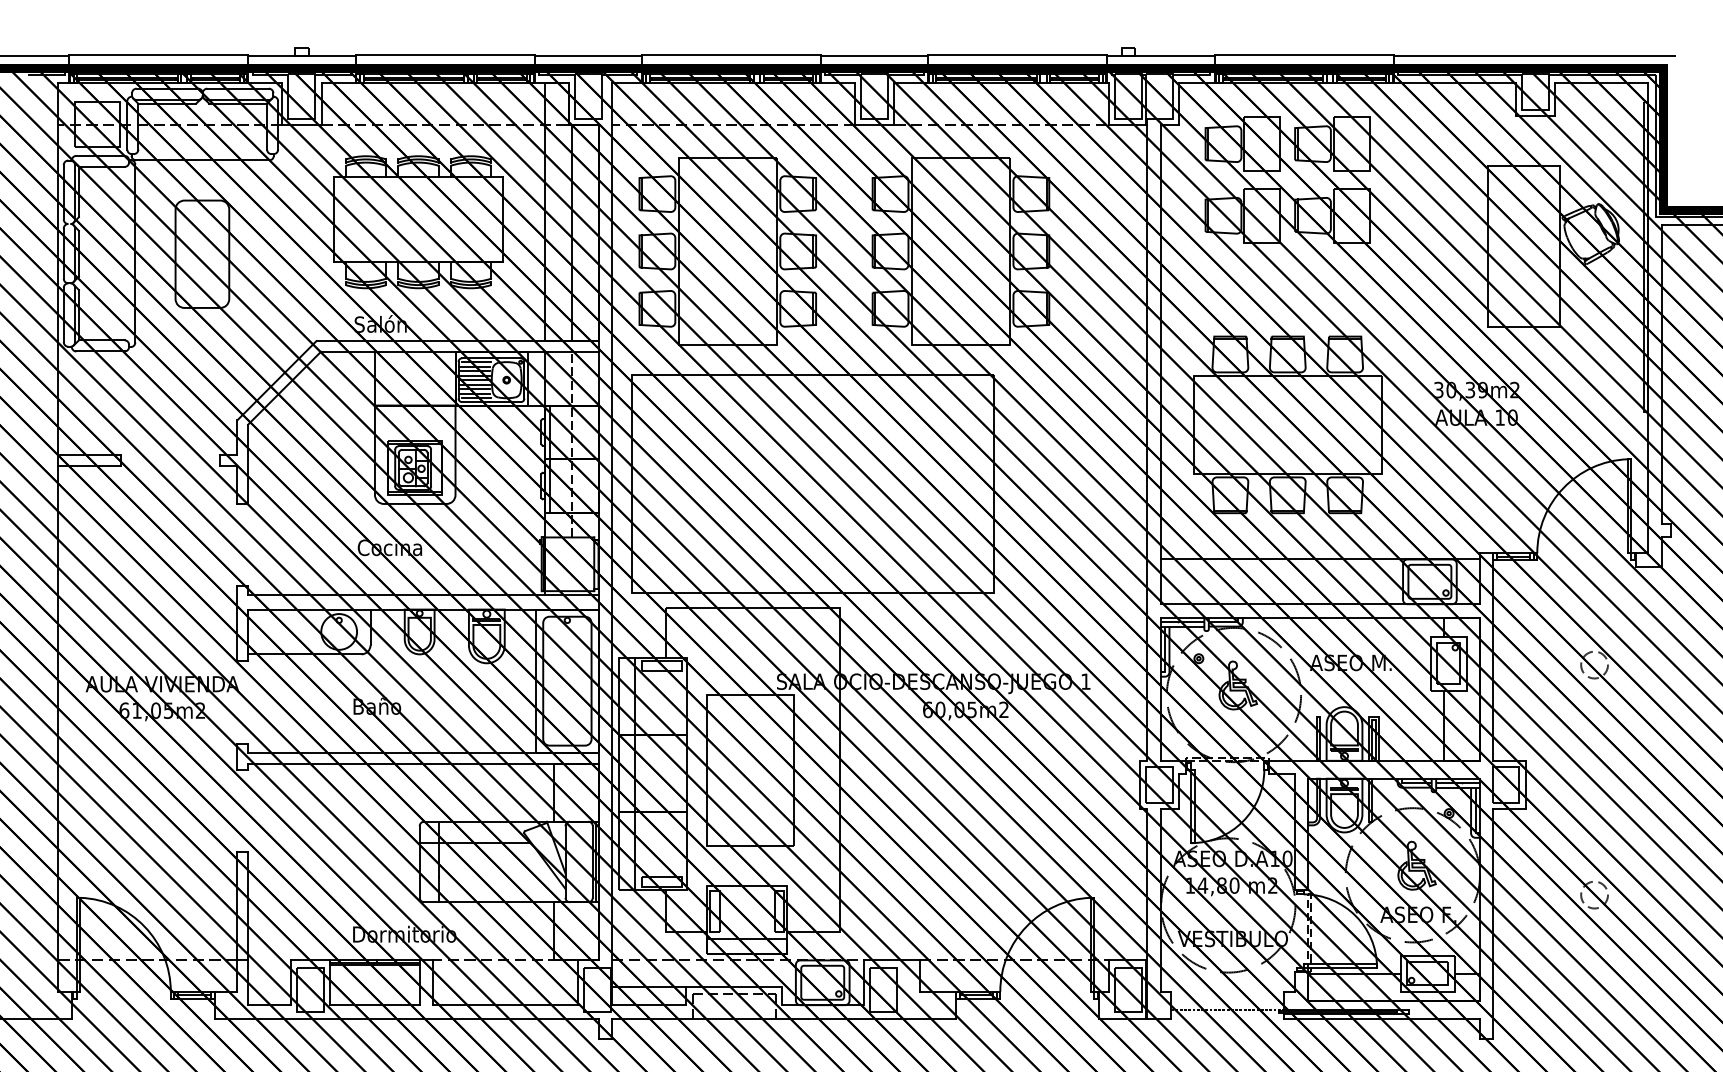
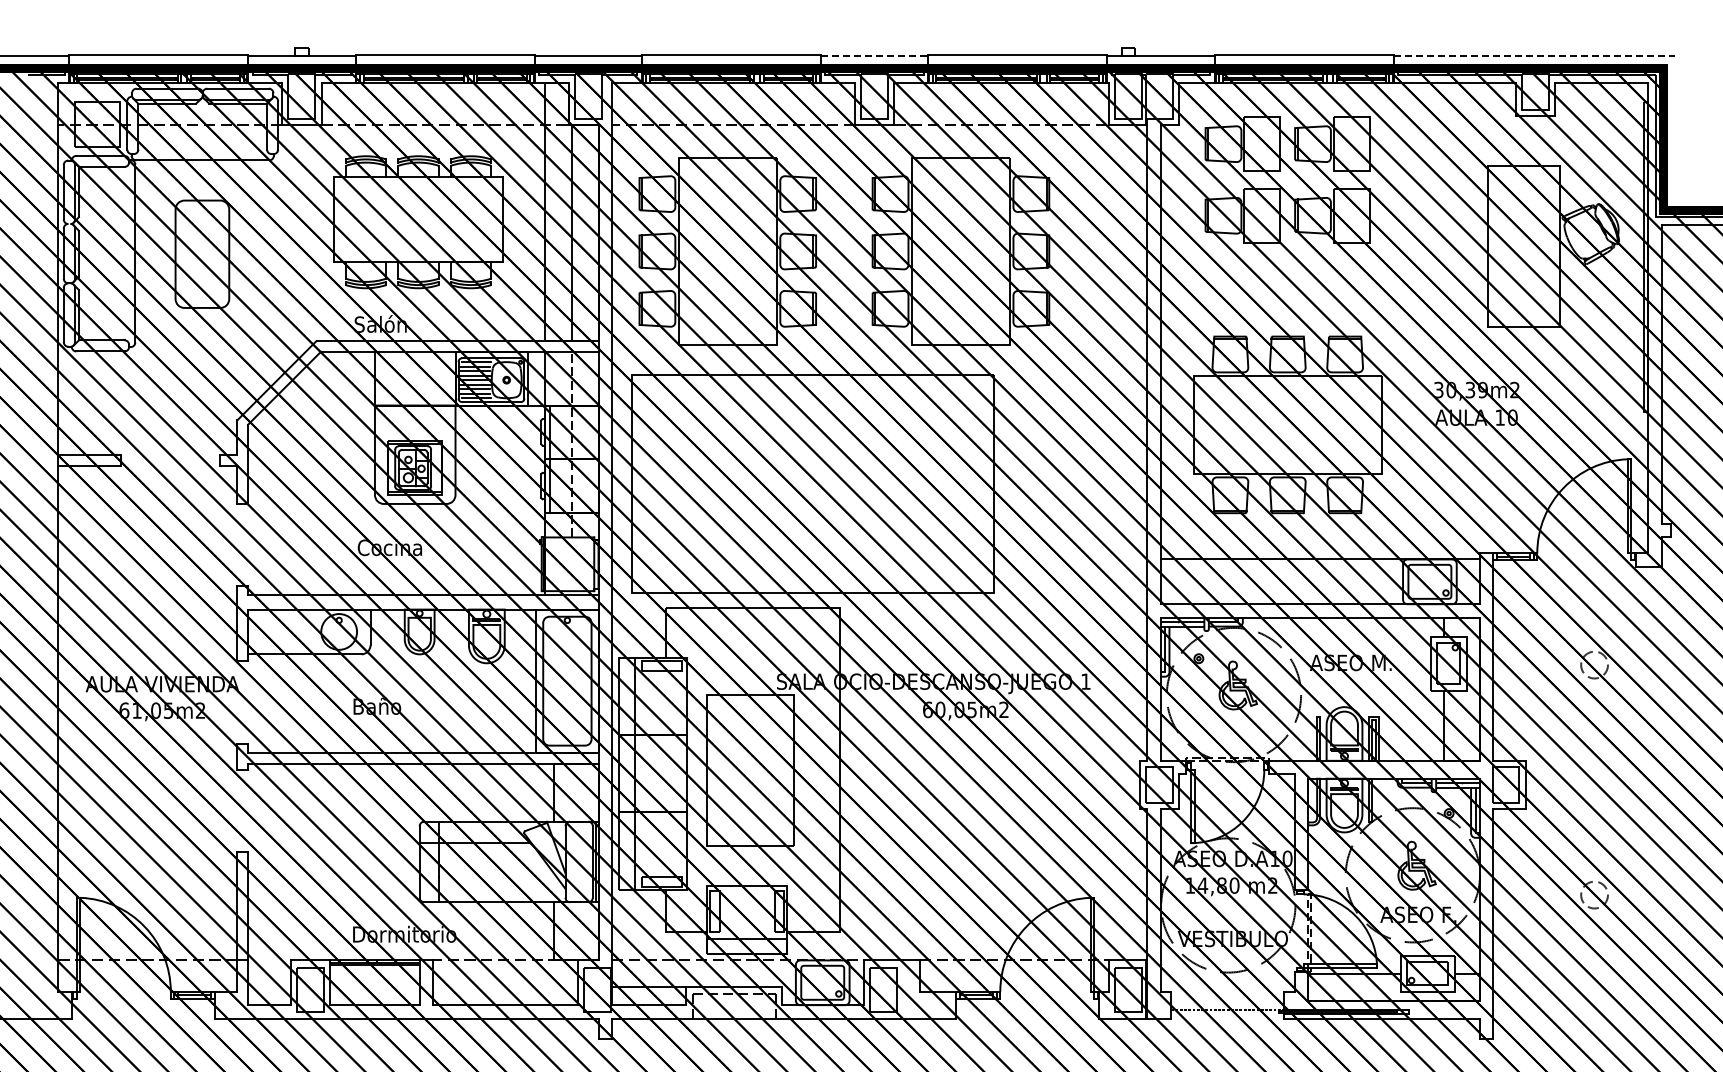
line: solid -> dashed (874, 56)
line: solid -> dashed (1534, 56)
